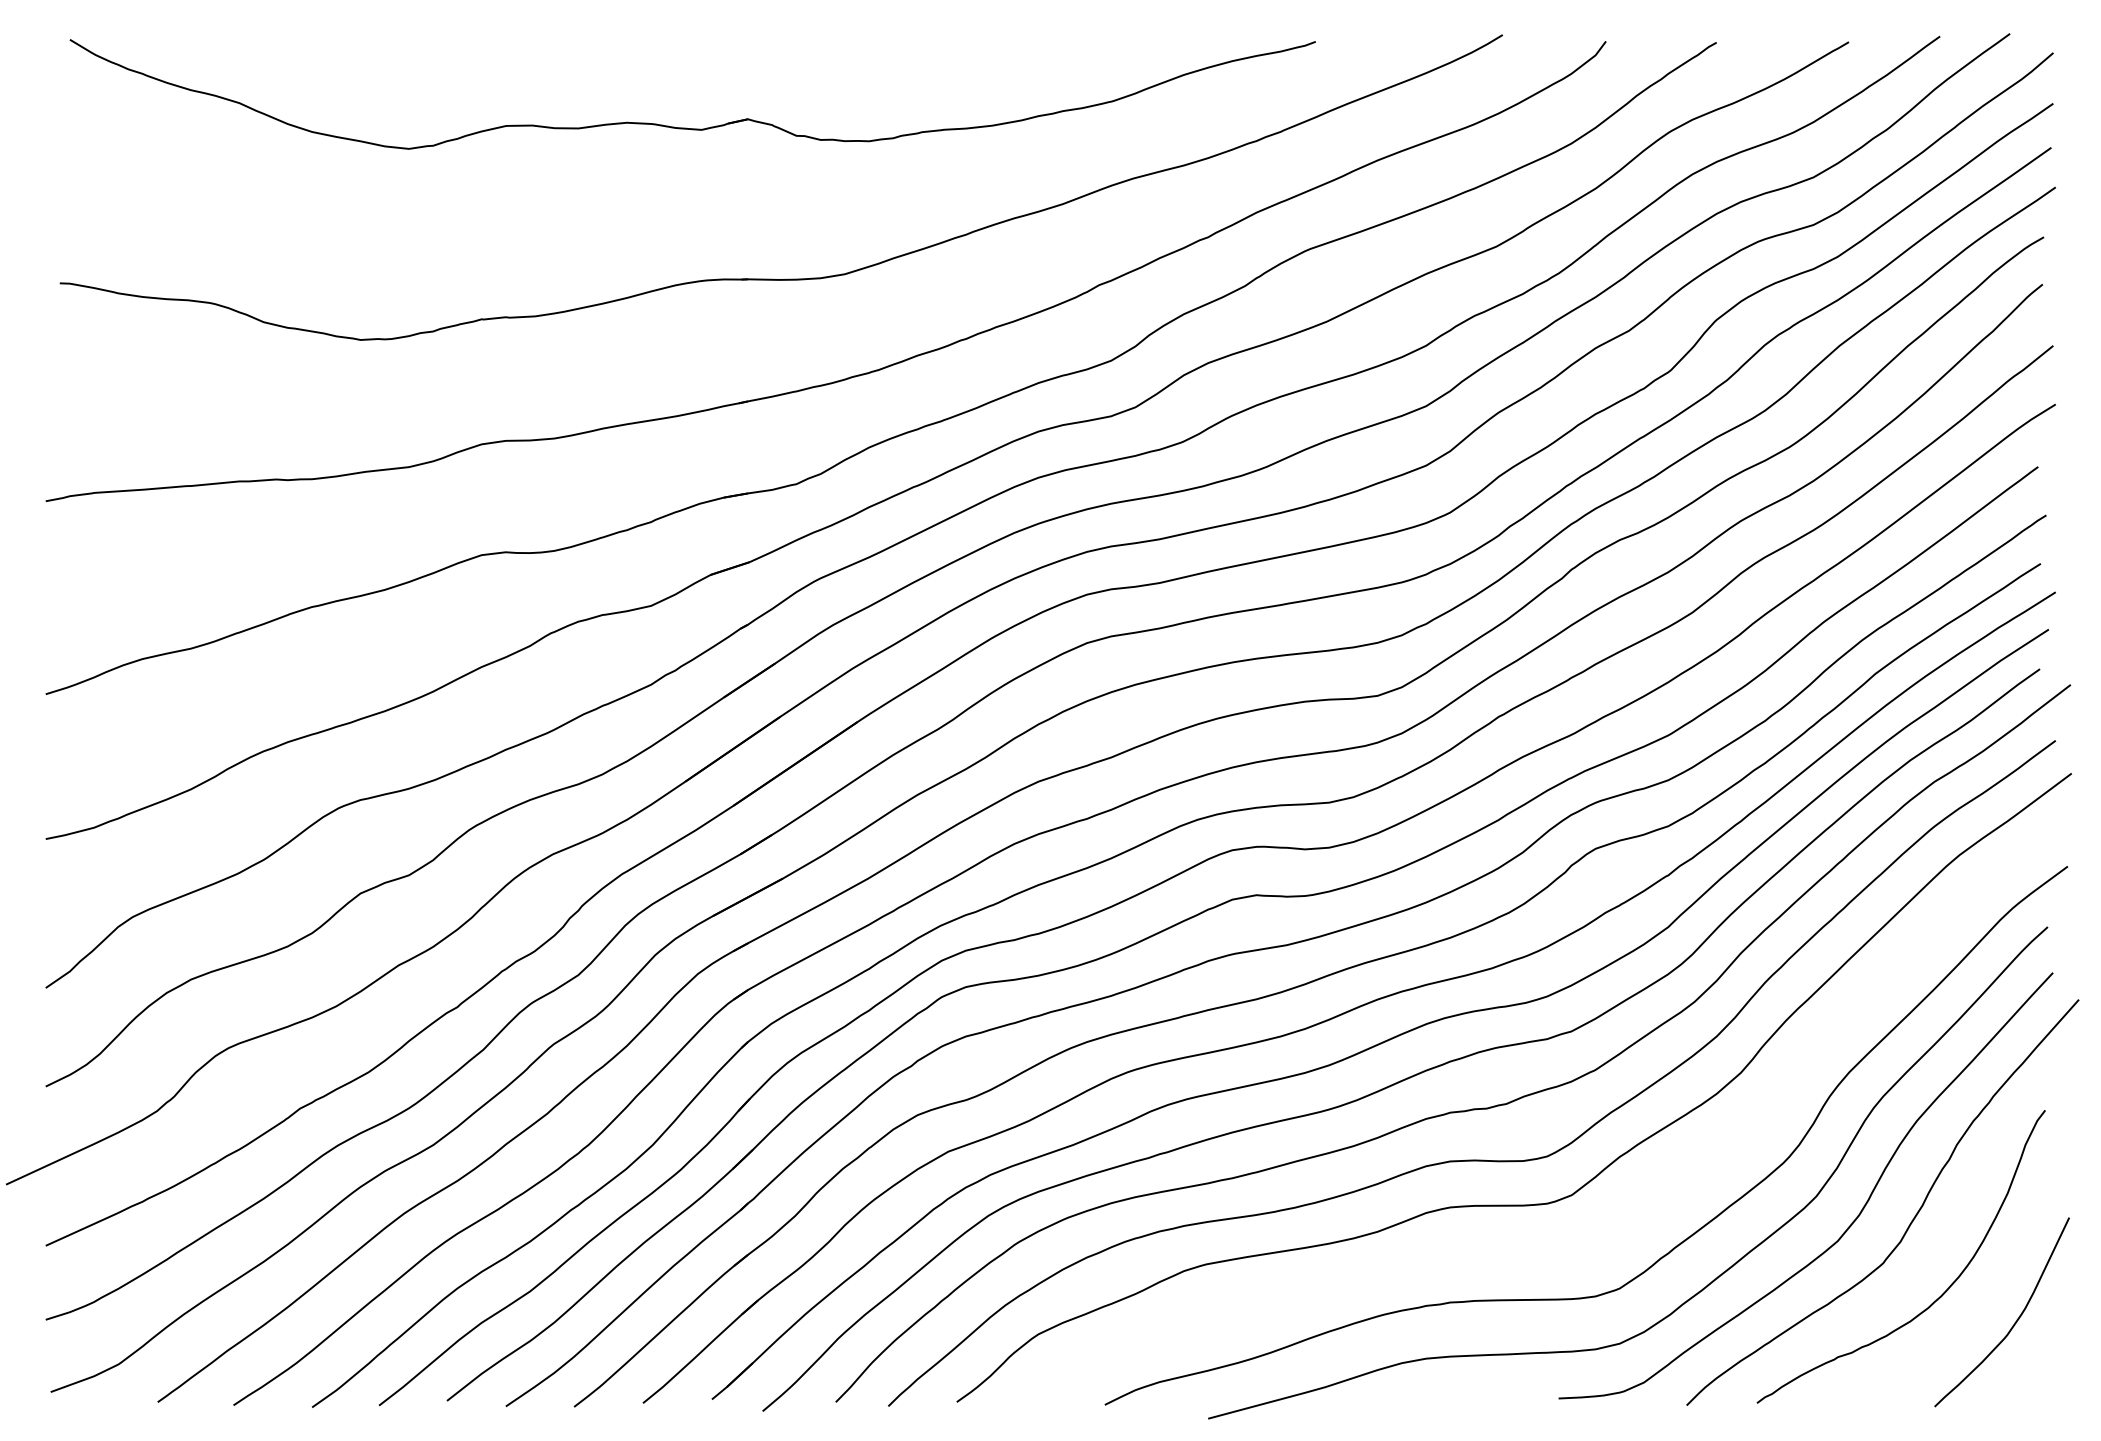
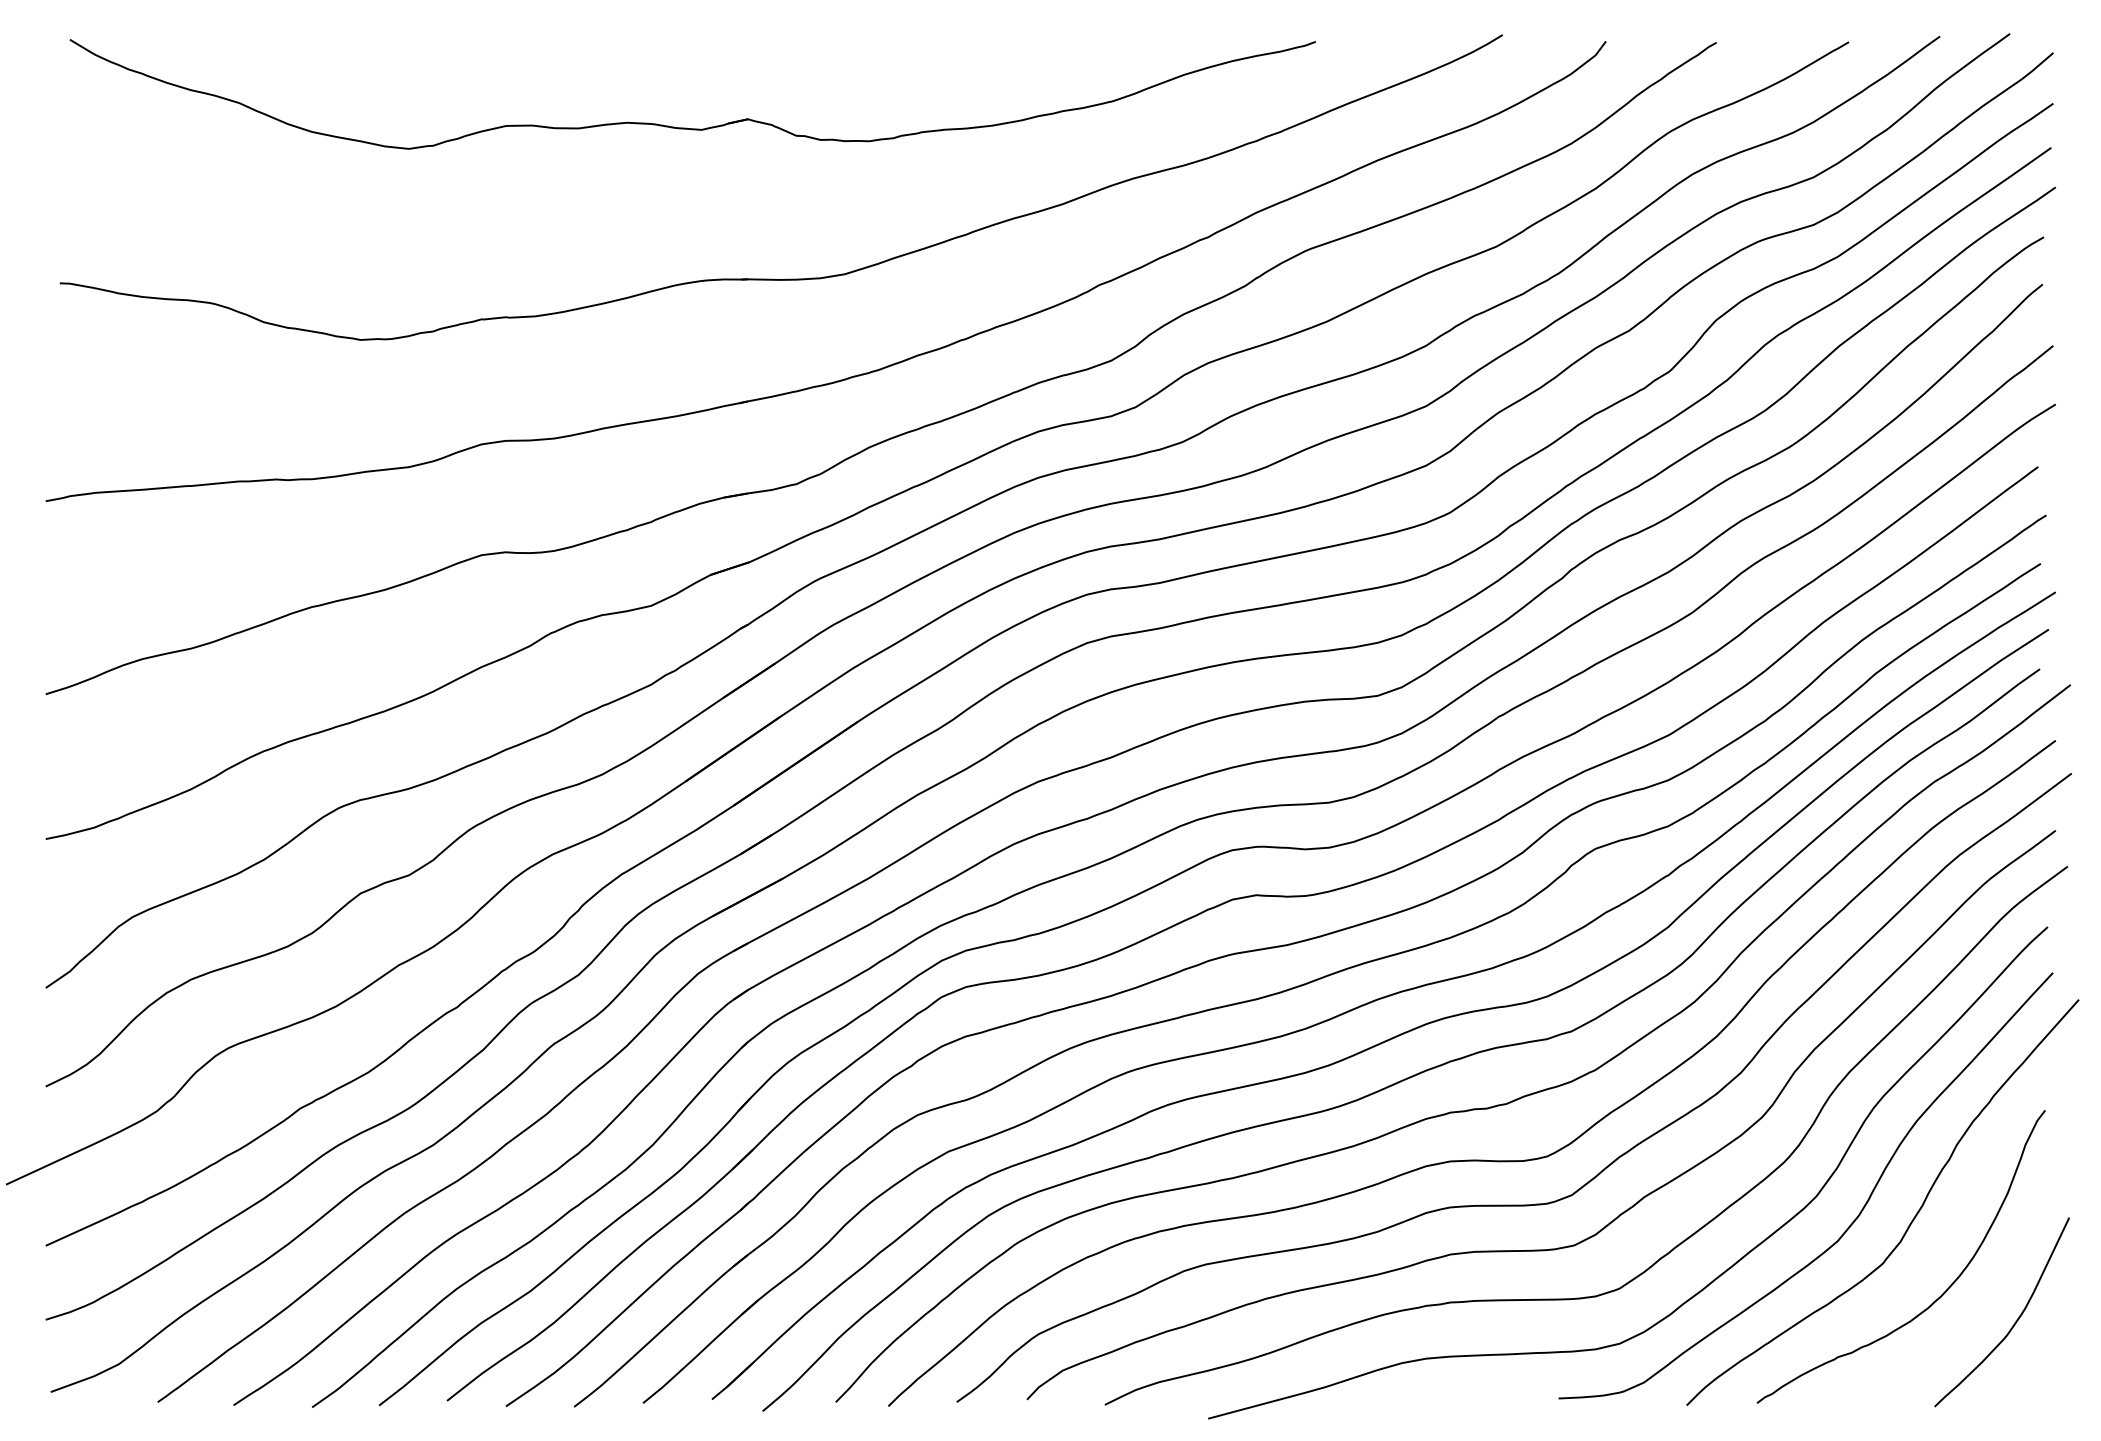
curve: none -> present (1620, 1213)
